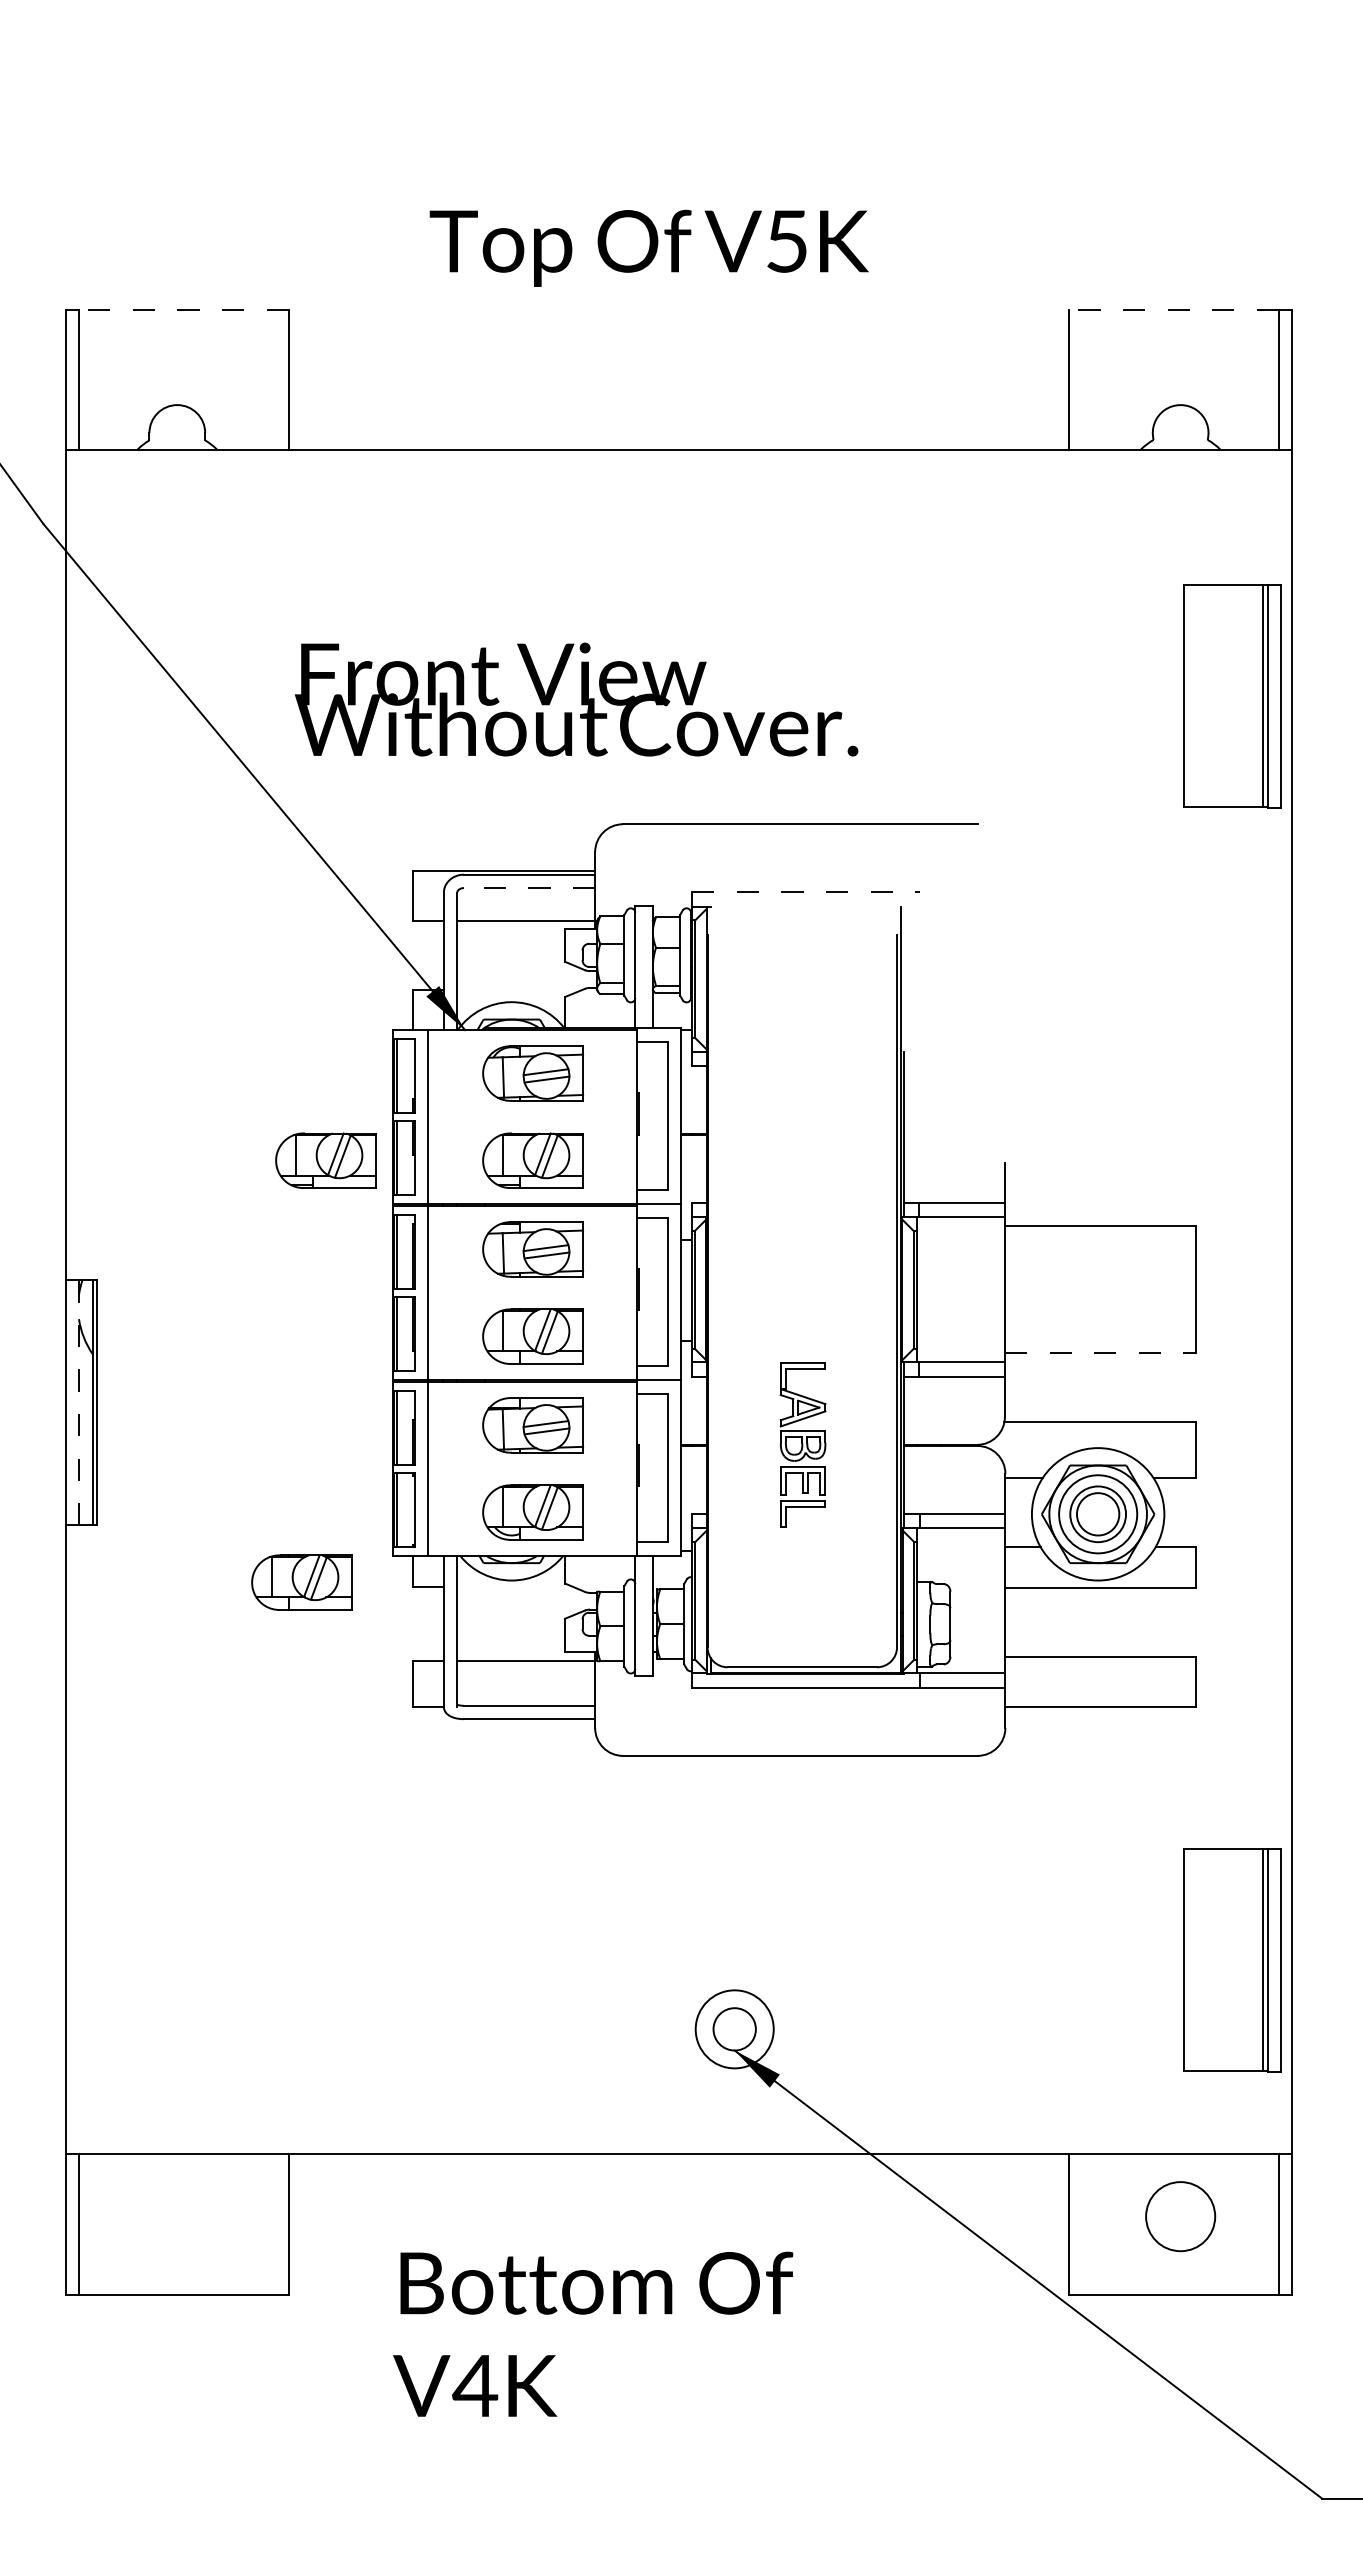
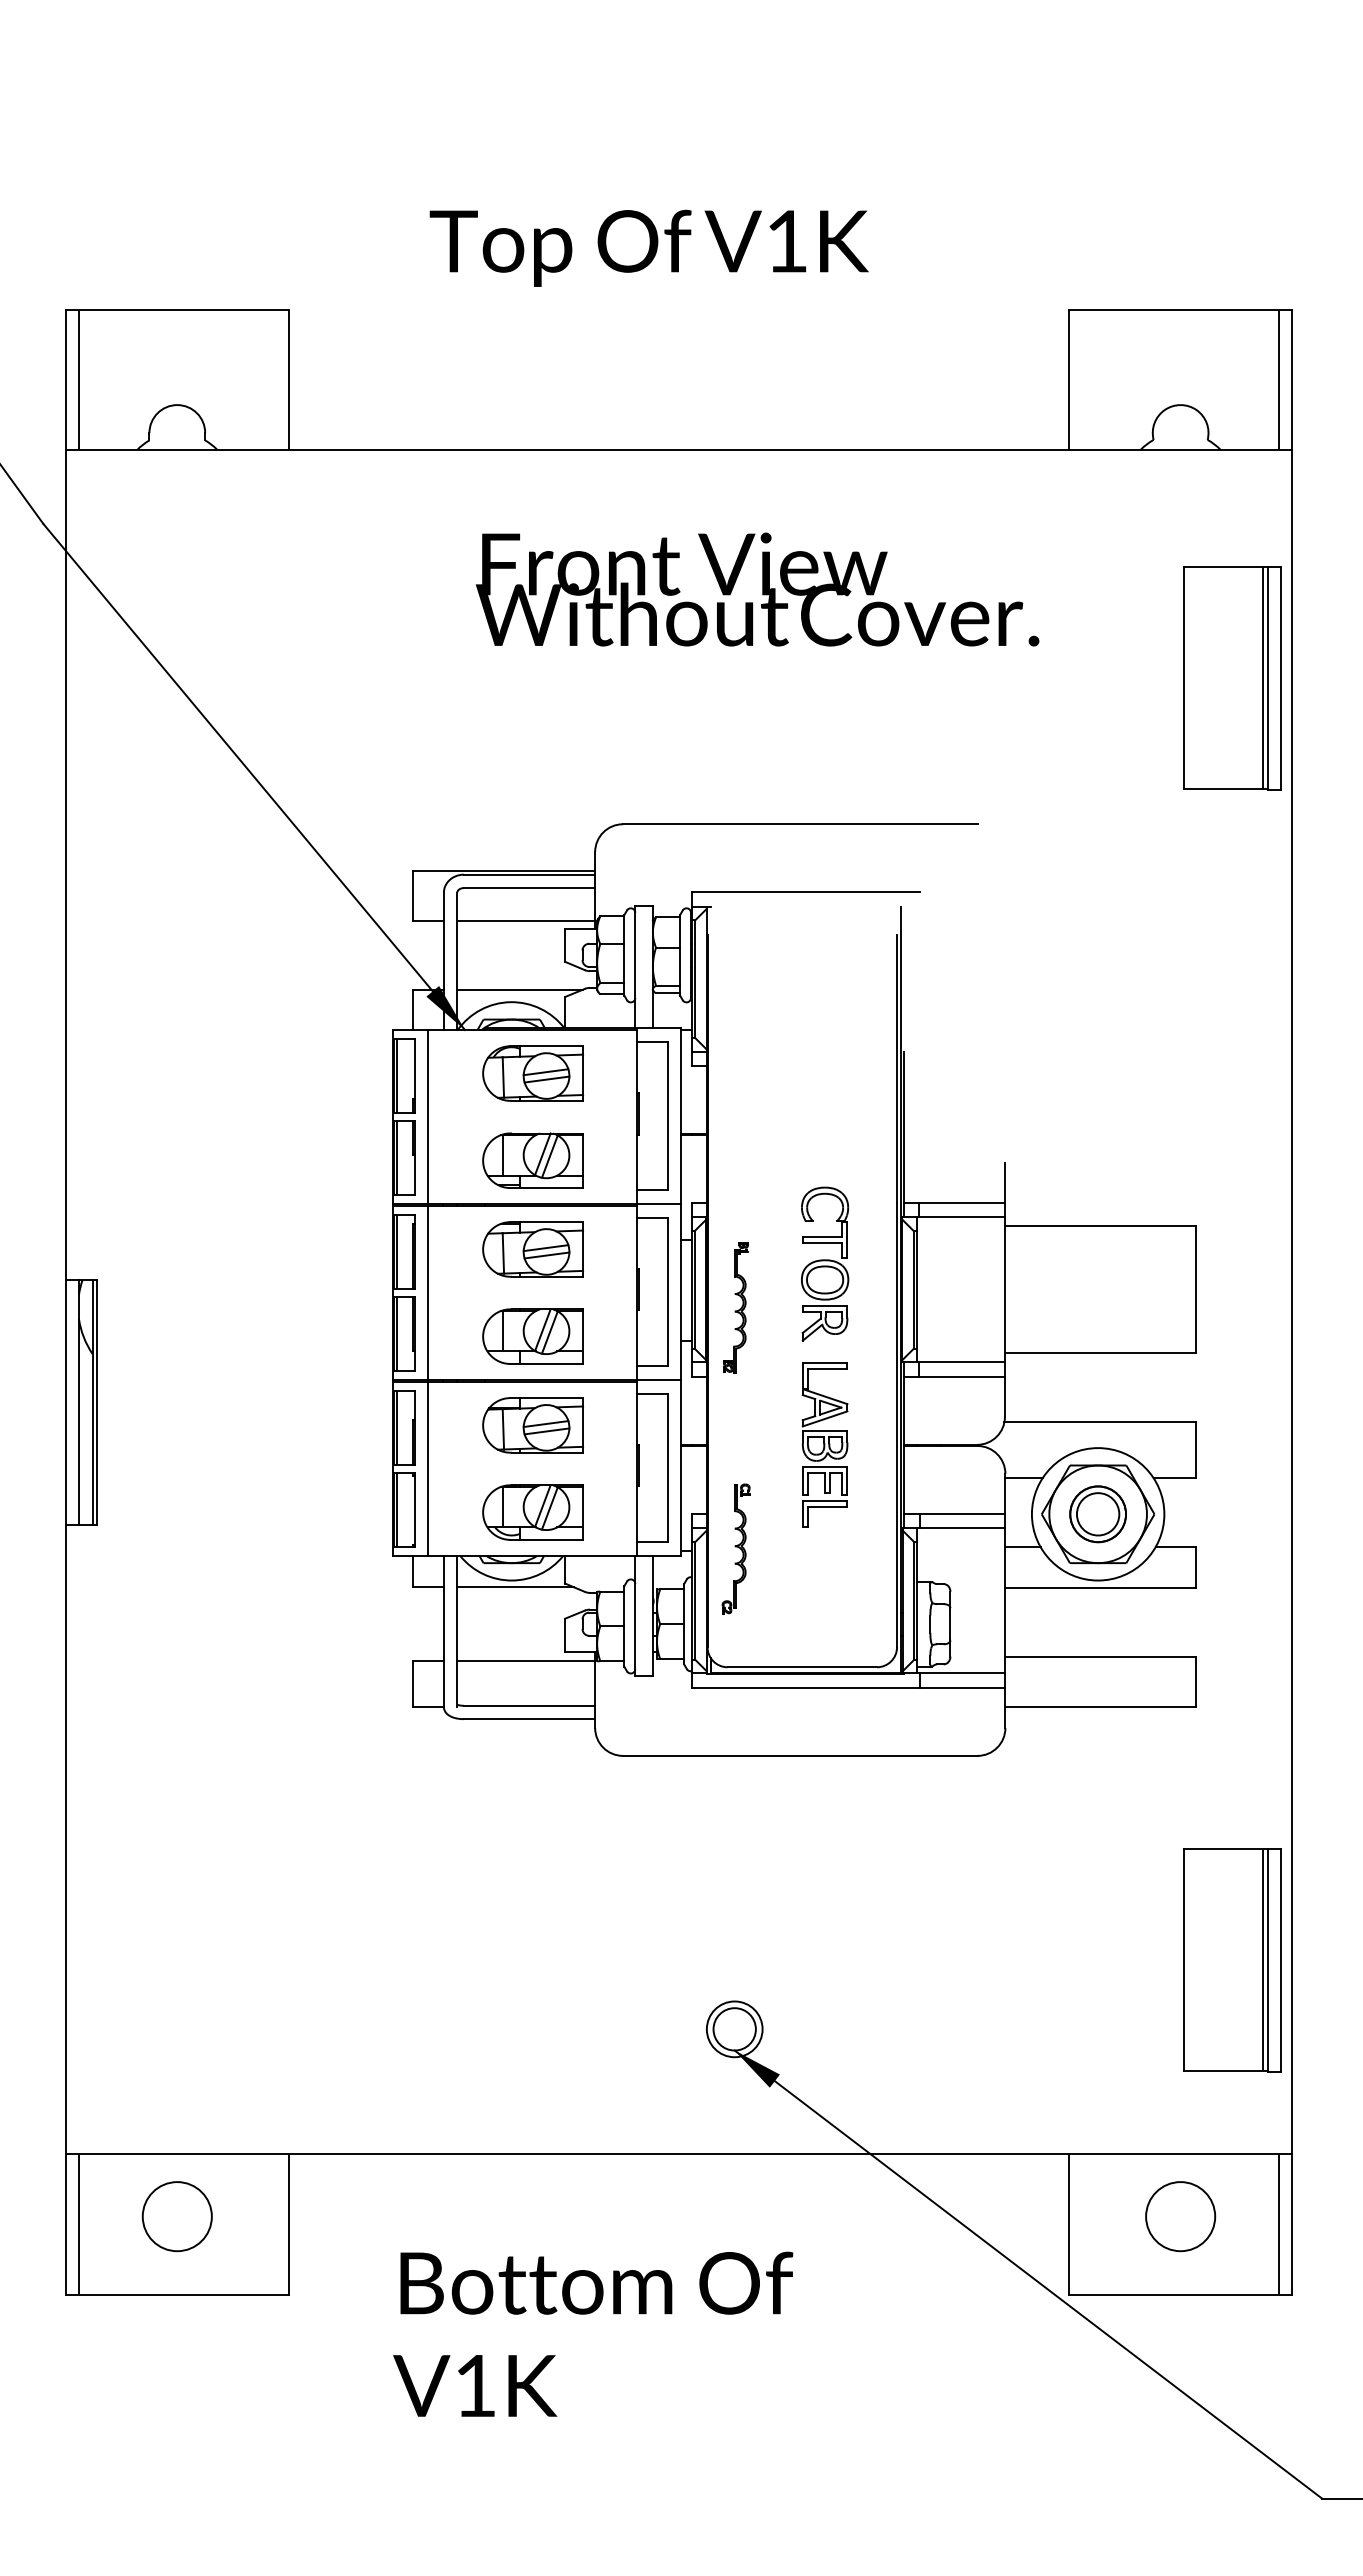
text: V5K -> V1K (786, 241)
line: dashed -> solid (183, 310)
line: dashed -> solid (1174, 310)
part position: (1232, 696) -> (1232, 678) (1232, 678)
text position: (576, 699) -> (757, 589) (757, 589)
line: dashed -> solid (529, 888)
line: dashed -> solid (805, 892)
line: none -> present (519, 989)
part: present -> none (325, 1160)
part: none -> present (825, 1263)
part: none -> present (735, 1307)
line: dashed -> solid (1100, 1353)
line: dashed -> solid (79, 1402)
part position: (802, 1444) -> (824, 1444) (824, 1444)
circle diameter: 78 px -> 56 px (1098, 1514)
part: none -> present (735, 1548)
part: present -> none (301, 1582)
line: none -> present (515, 1587)
circle diameter: 78 px -> 56 px (734, 2029)
circle: none -> present (176, 2216)
text: V4K -> V1K (475, 2385)
